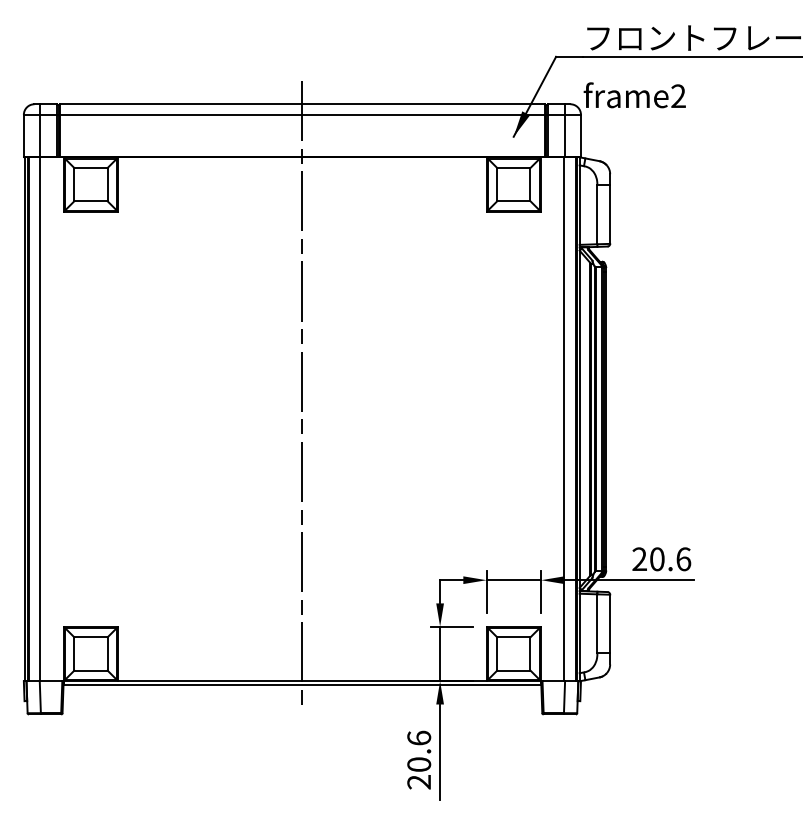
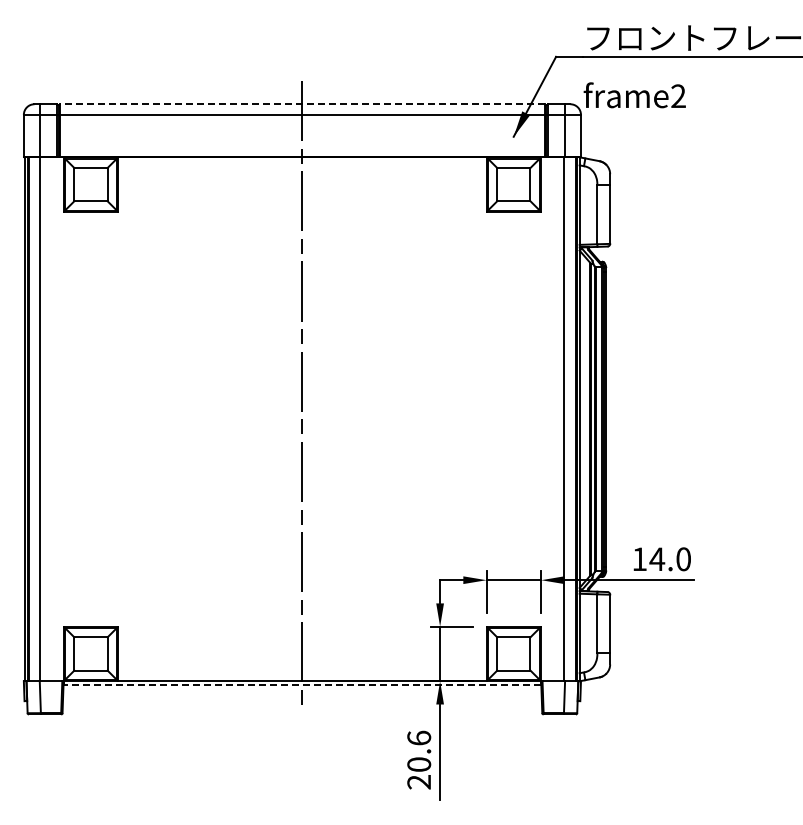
line: solid -> dashed (302, 104)
text: 20.6 -> 14.0 (661, 559)
line: solid -> dashed (301, 685)
